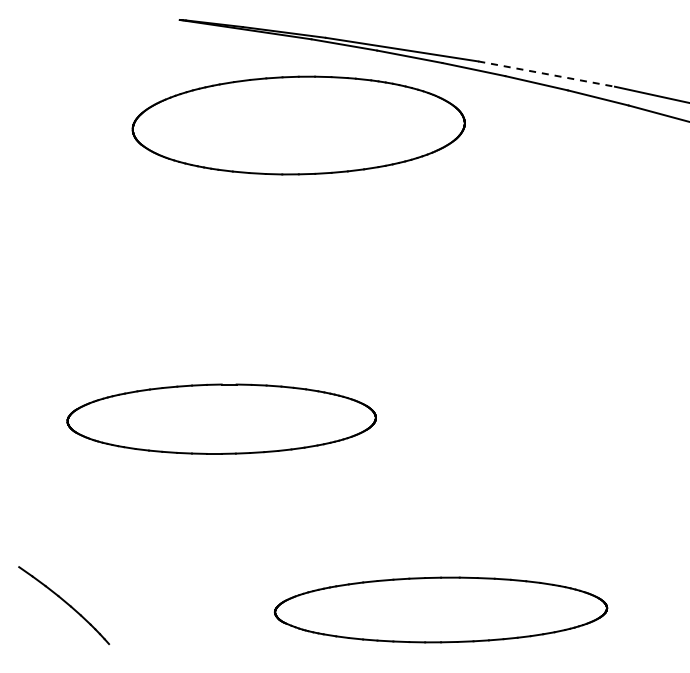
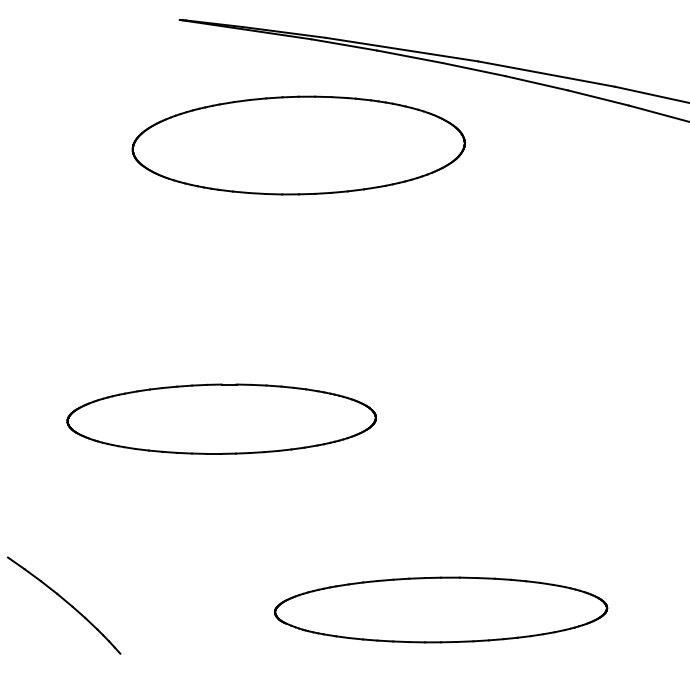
line: dashed -> solid (547, 74)
part position: (298, 125) -> (298, 145) (298, 145)
part size: 93x79 px -> 116x99 px (63, 605)
